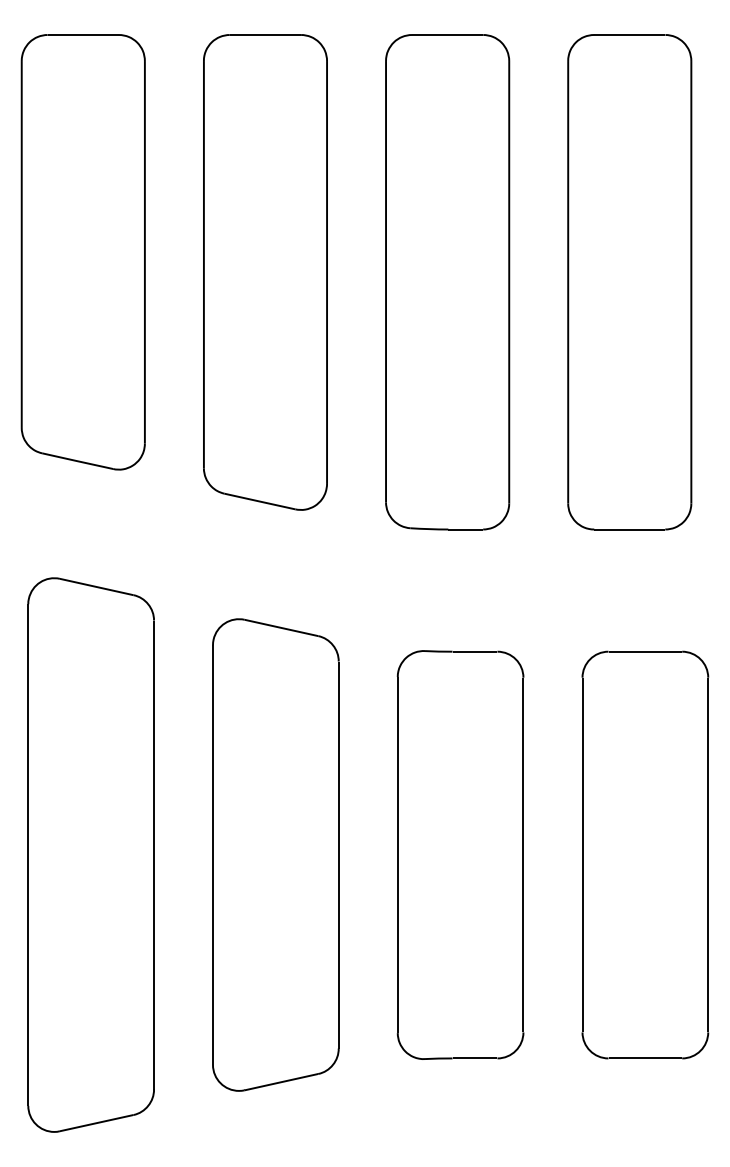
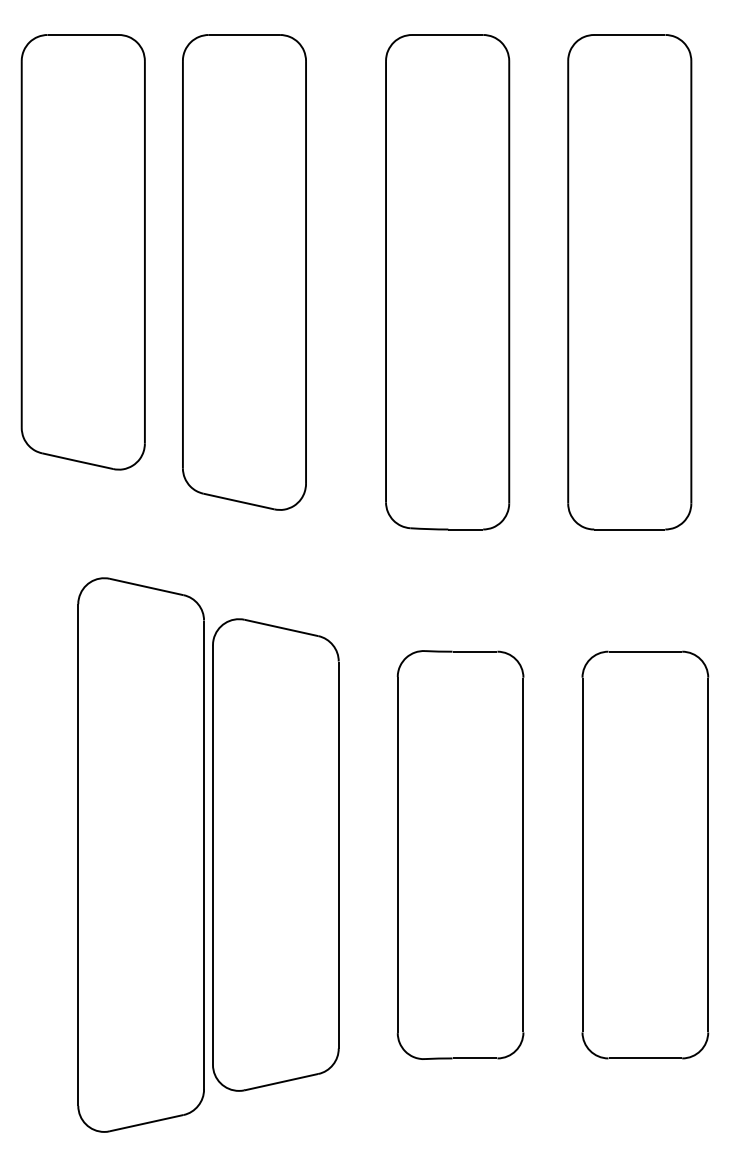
part position: (265, 272) -> (244, 272) (244, 272)
part position: (90, 854) -> (140, 854) (140, 854)
